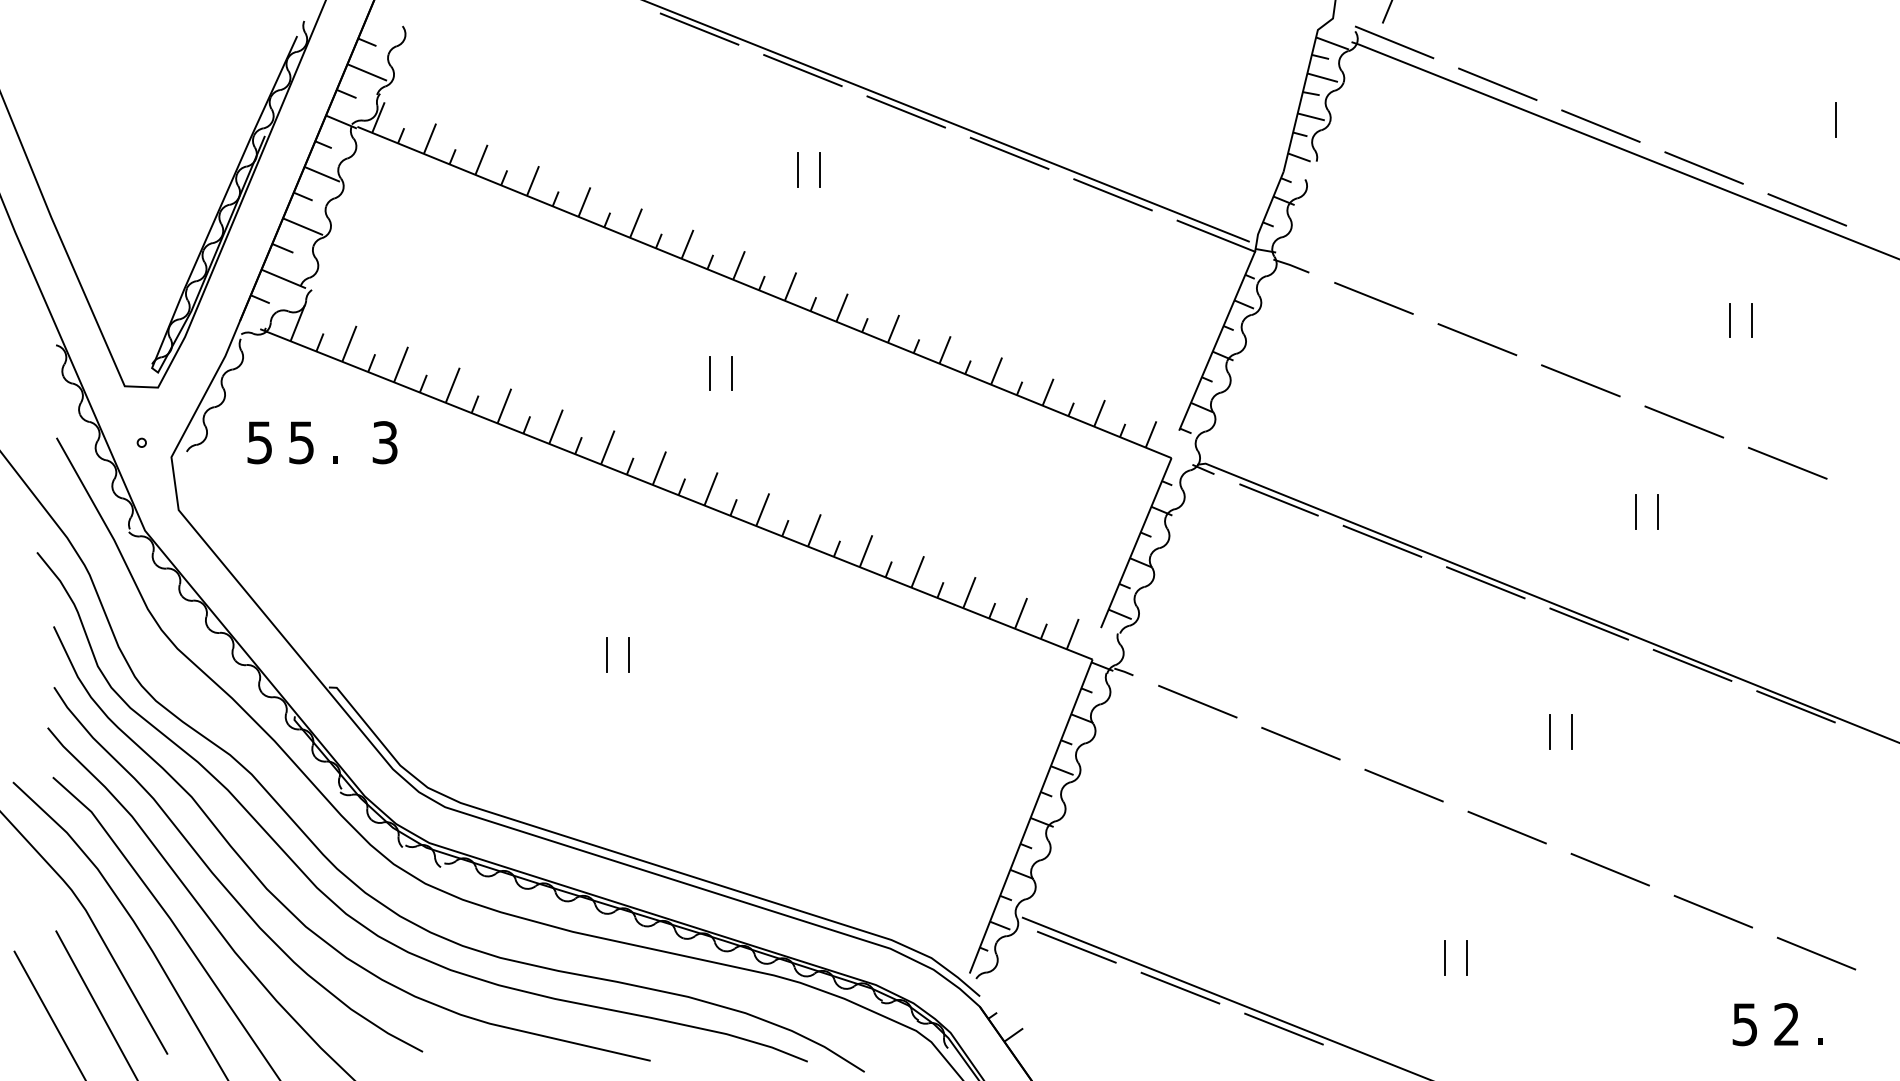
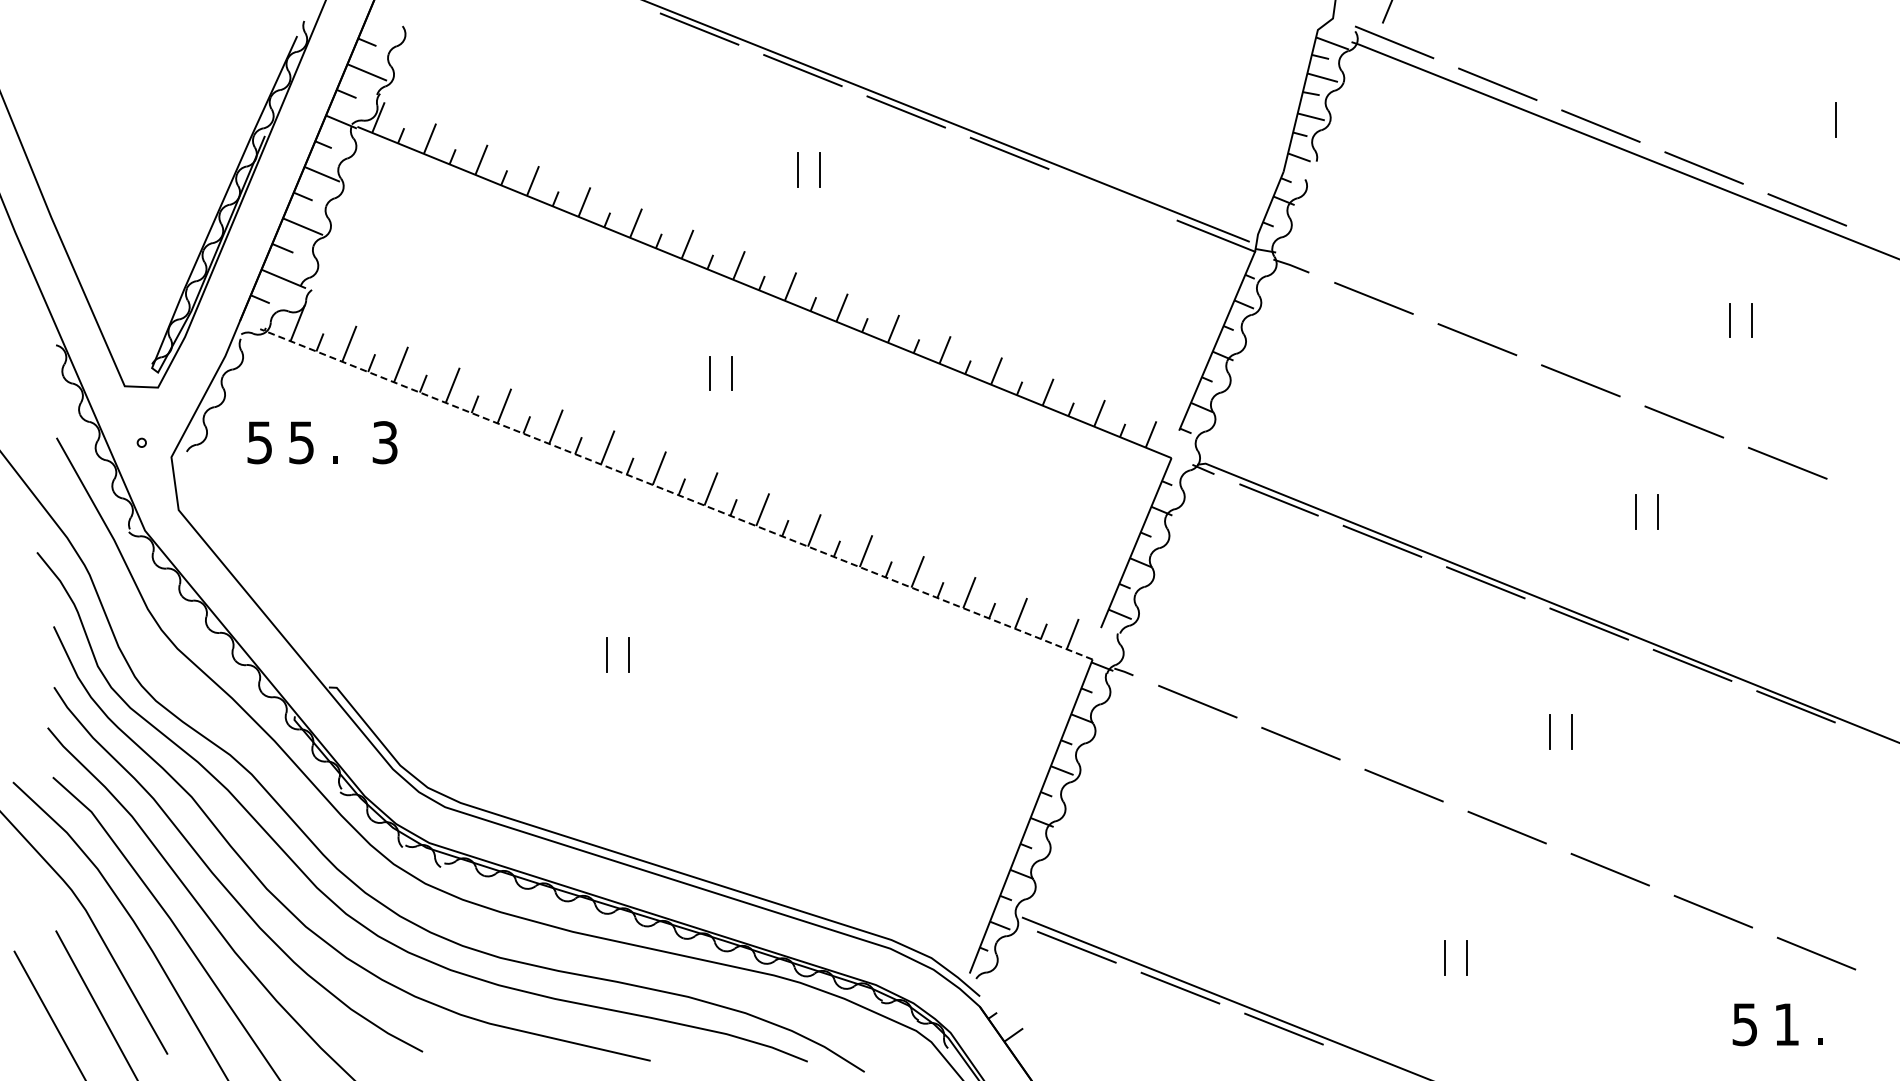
line: present -> none (1112, 194)
line: solid -> dashed (676, 494)
text: 2 -> 1 (1786, 1024)
